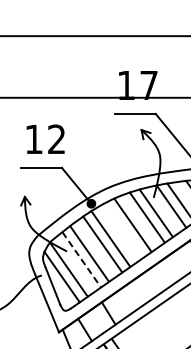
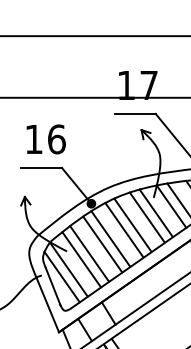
text: 12 -> 16 (56, 139)
line: none -> present (124, 229)
line: dashed -> solid (81, 259)
